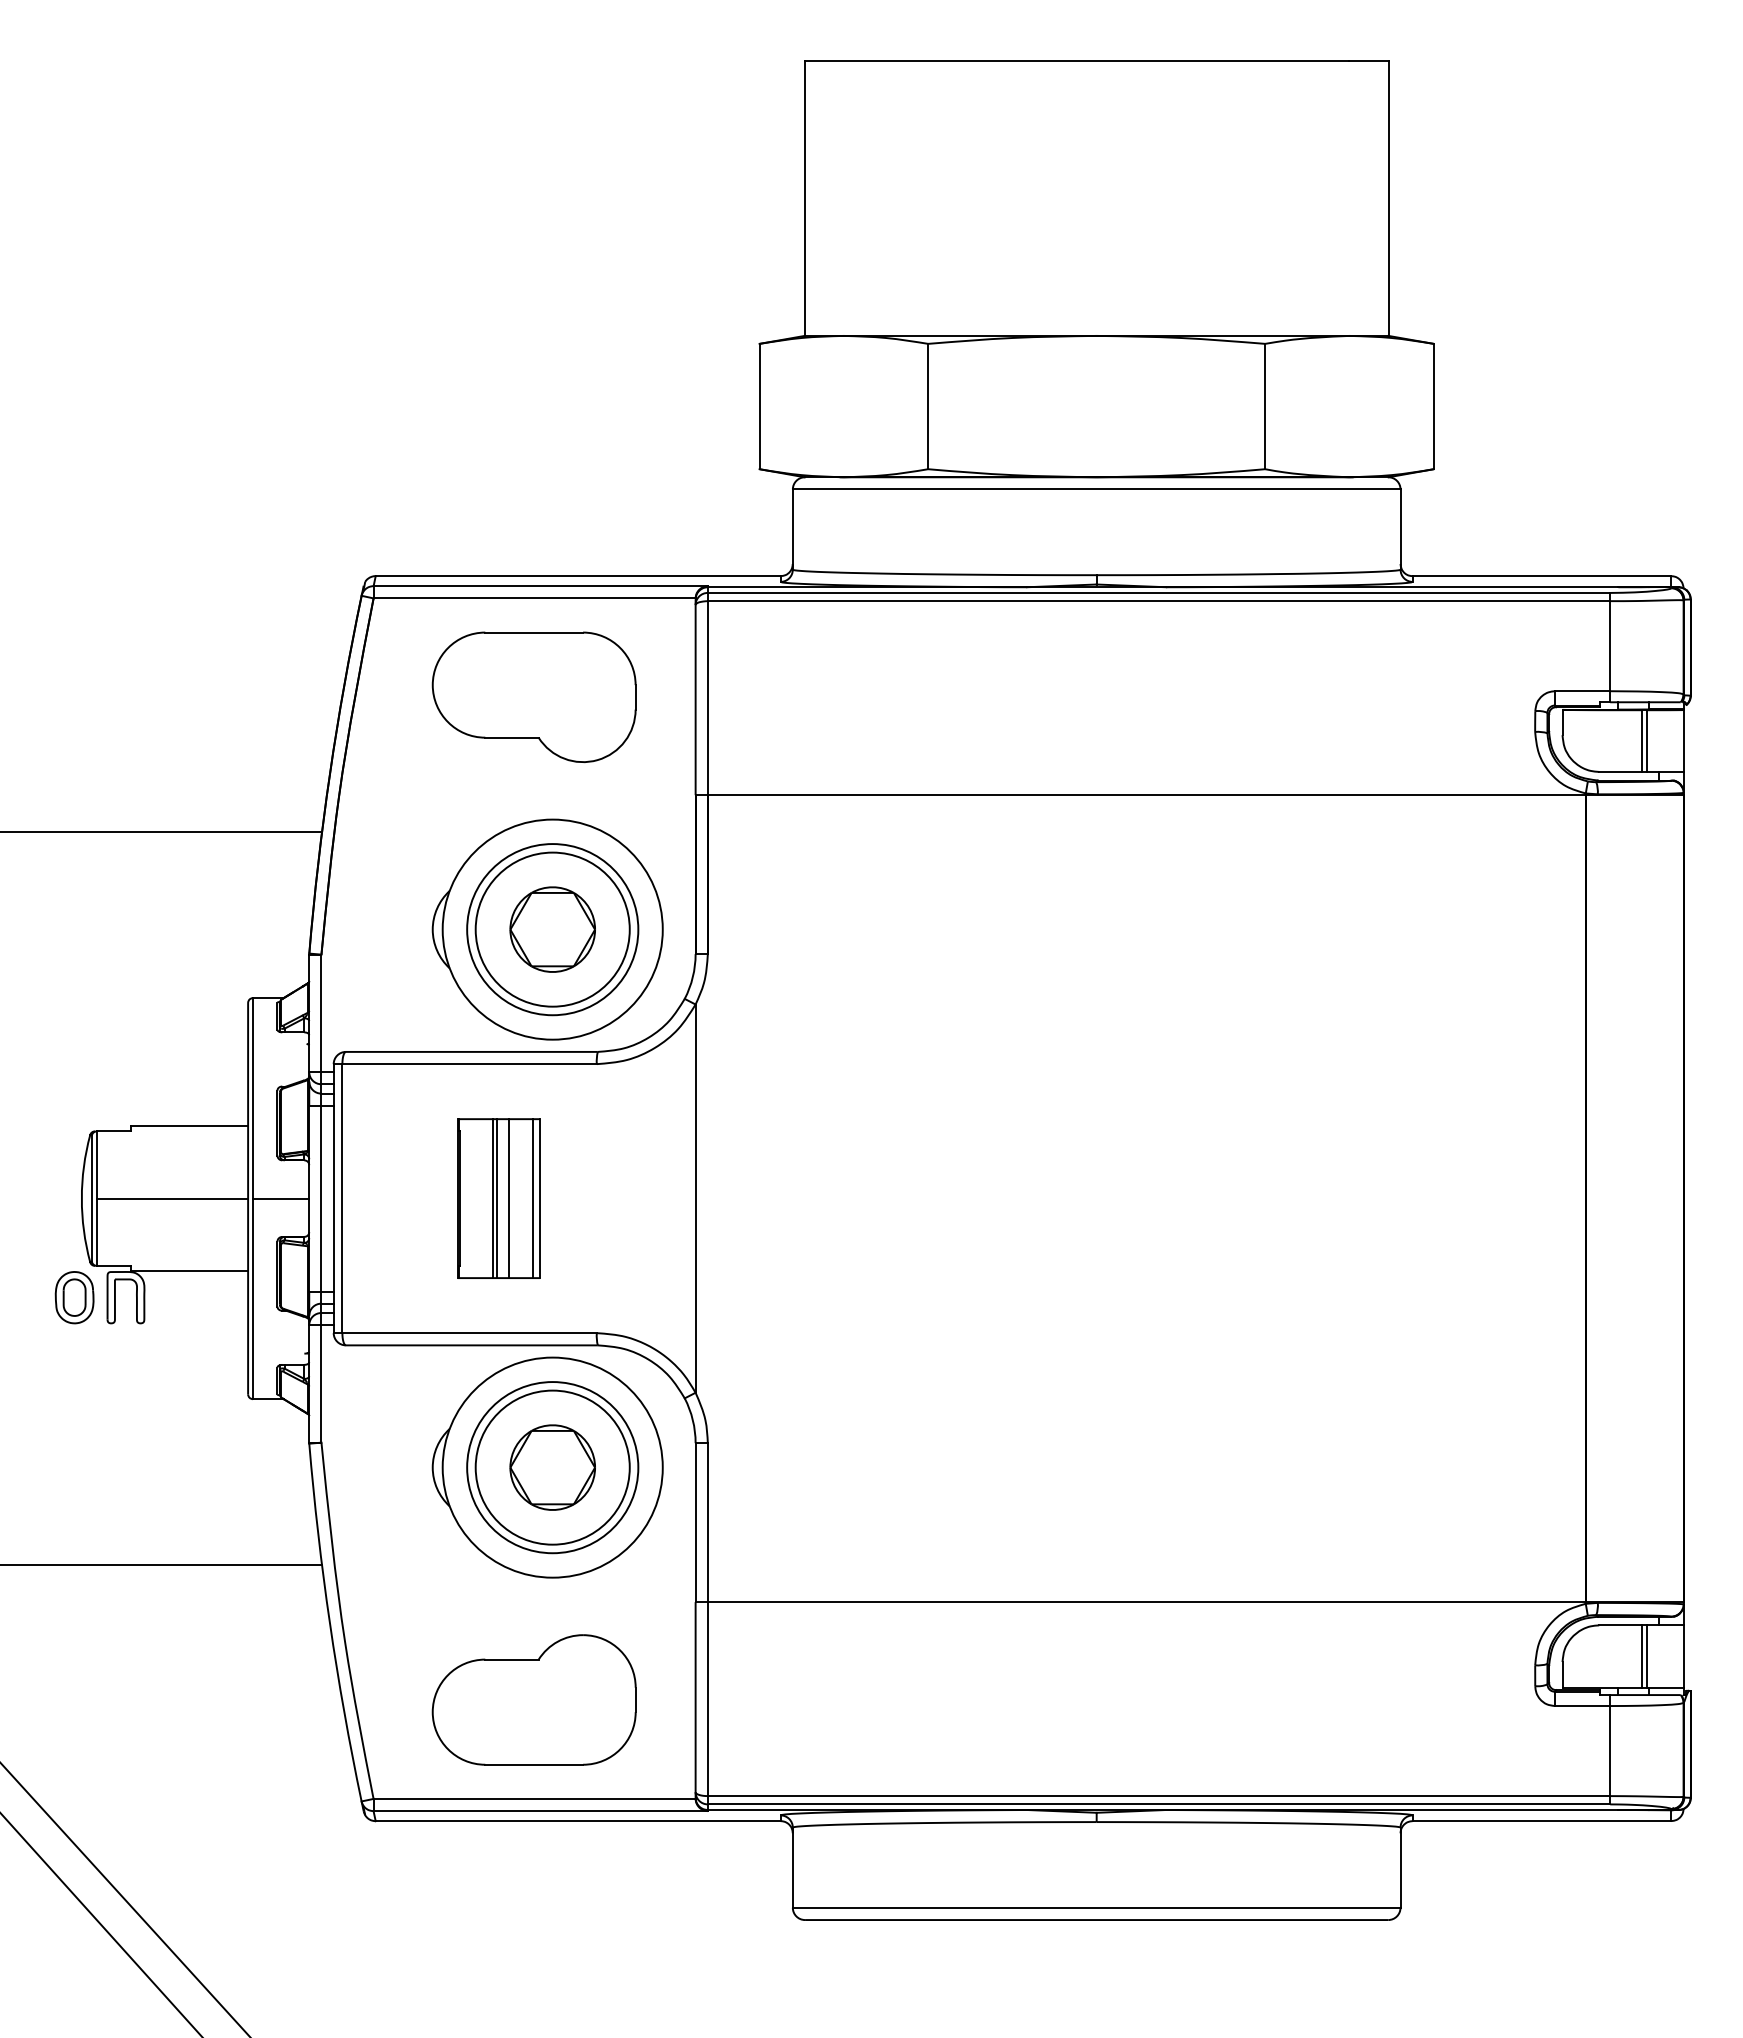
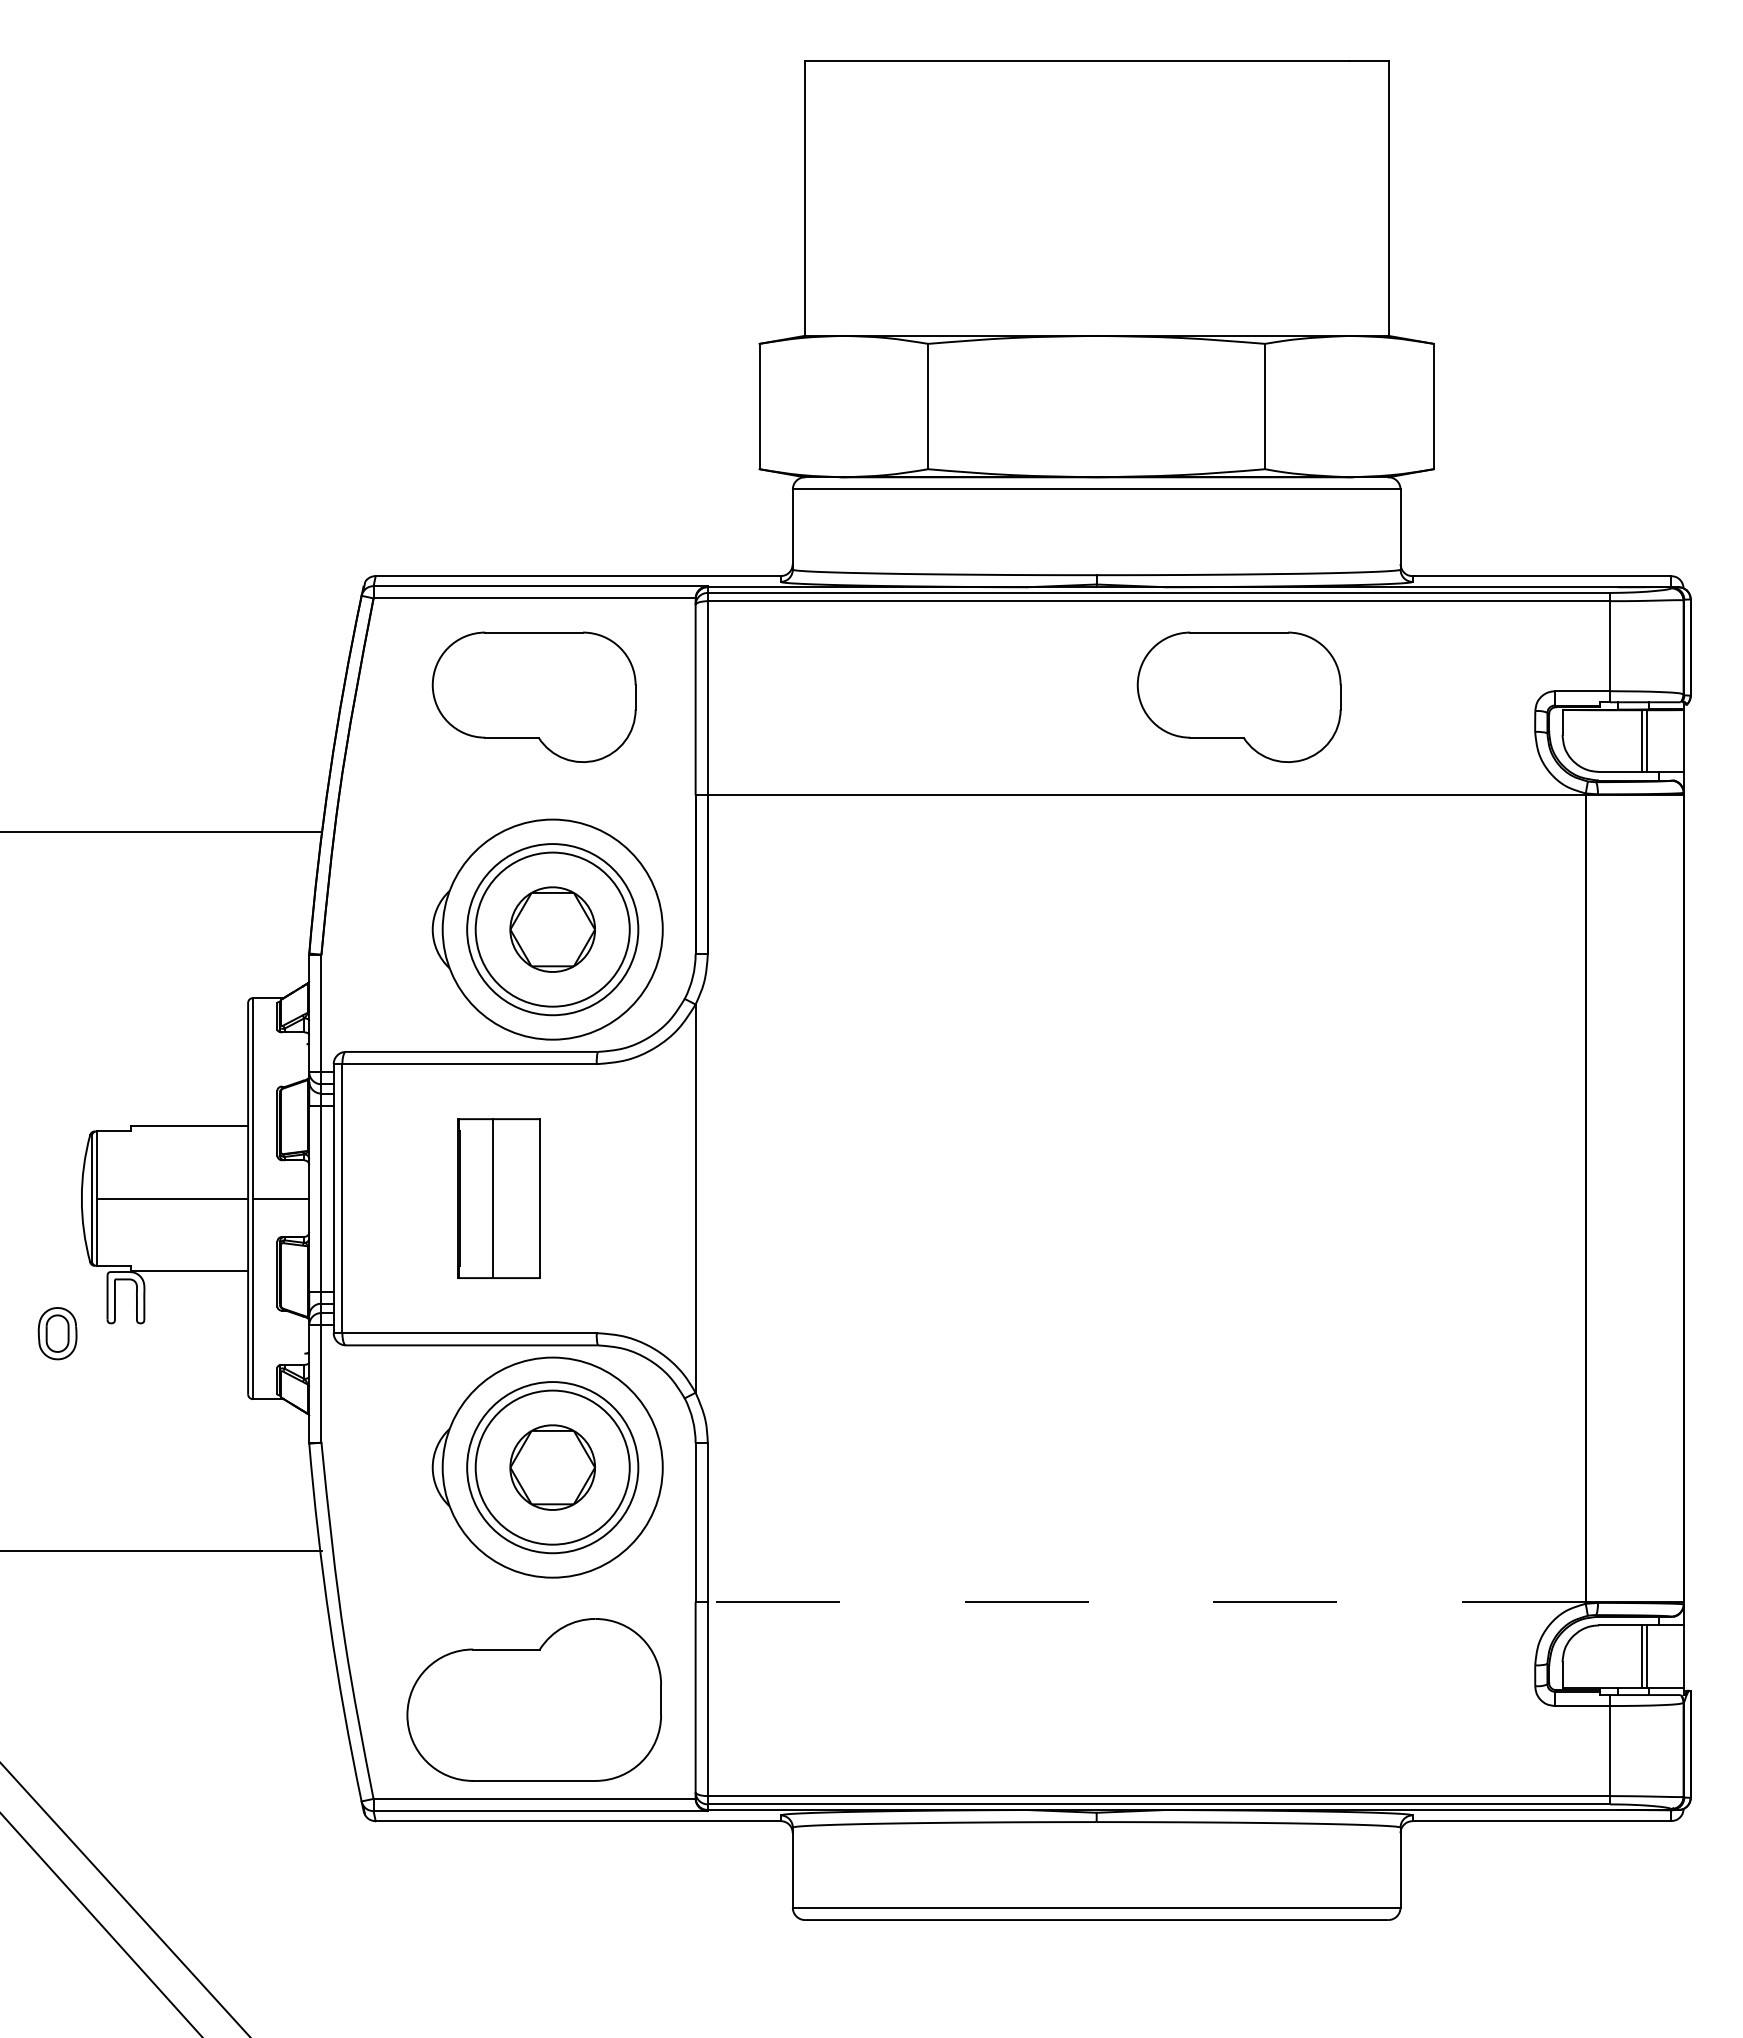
part: none -> present (1238, 696)
line: present -> none (497, 1198)
line: present -> none (508, 1198)
line: present -> none (532, 1198)
part position: (74, 1297) -> (57, 1333) (57, 1333)
line position: (162, 1565) -> (162, 1551) (162, 1551)
line: solid -> dashed (1146, 1602)
part size: 206x132 px -> 256x164 px (533, 1699)
